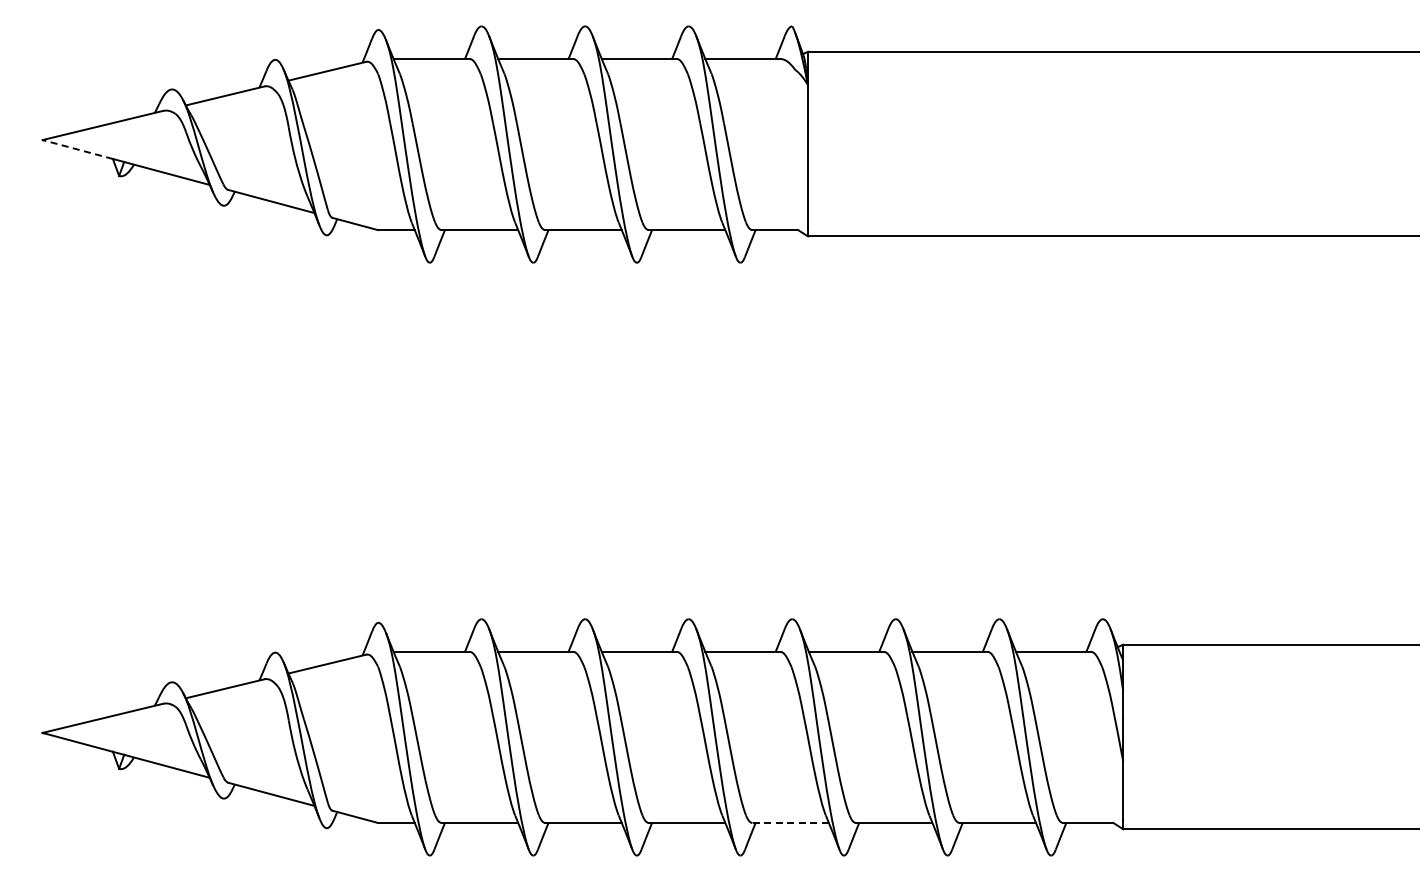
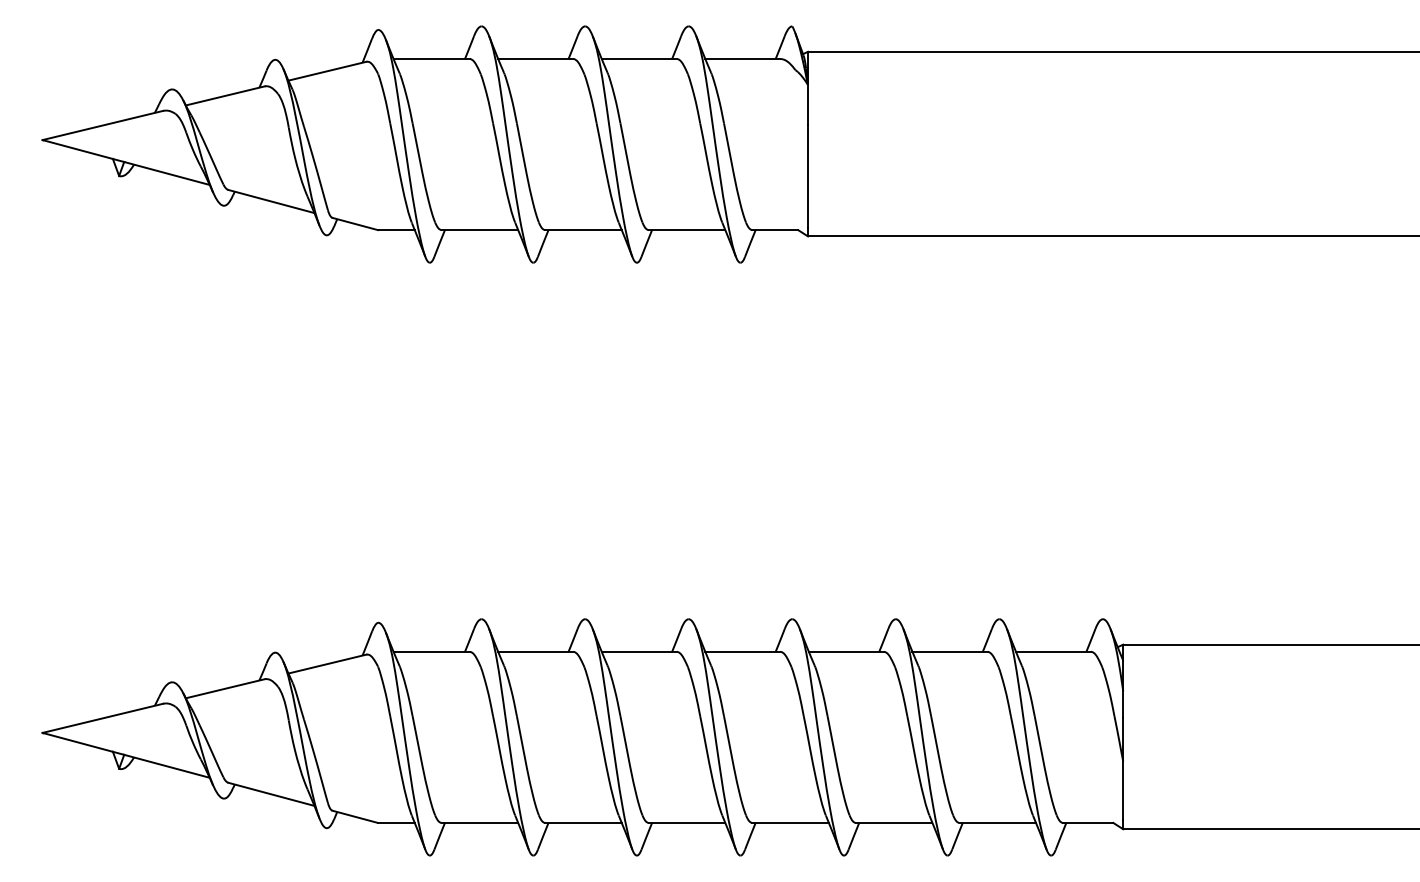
line: dashed -> solid (77, 149)
line: dashed -> solid (790, 822)
